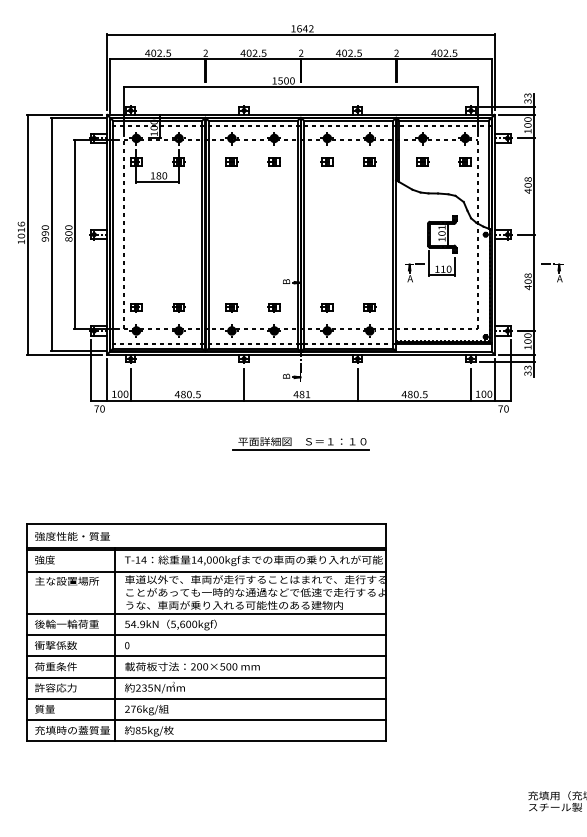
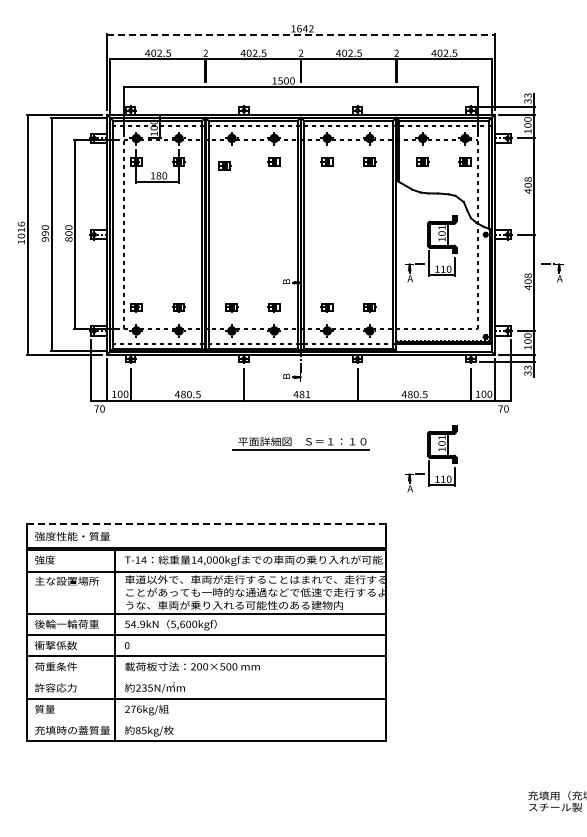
line: solid -> dashed (300, 35)
part position: (231, 161) -> (224, 165) (224, 165)
part: none -> present (431, 458)
line: solid -> dashed (207, 524)
line: present -> none (206, 677)
line: present -> none (206, 720)
